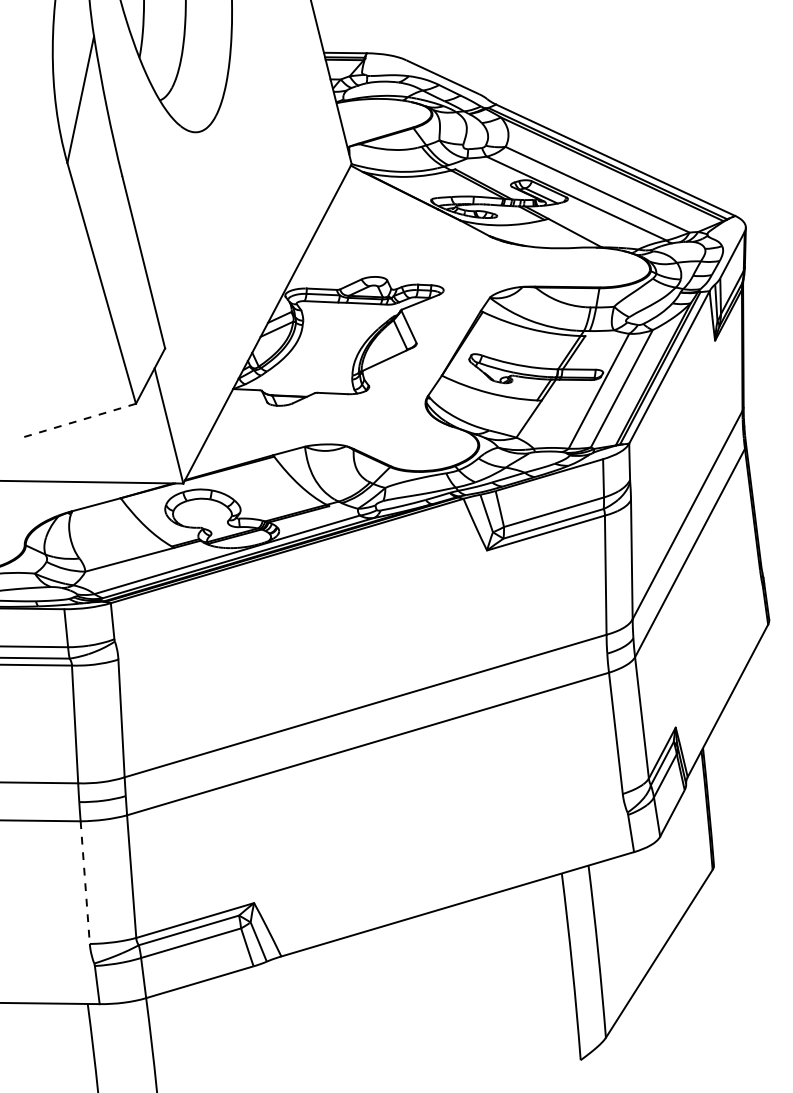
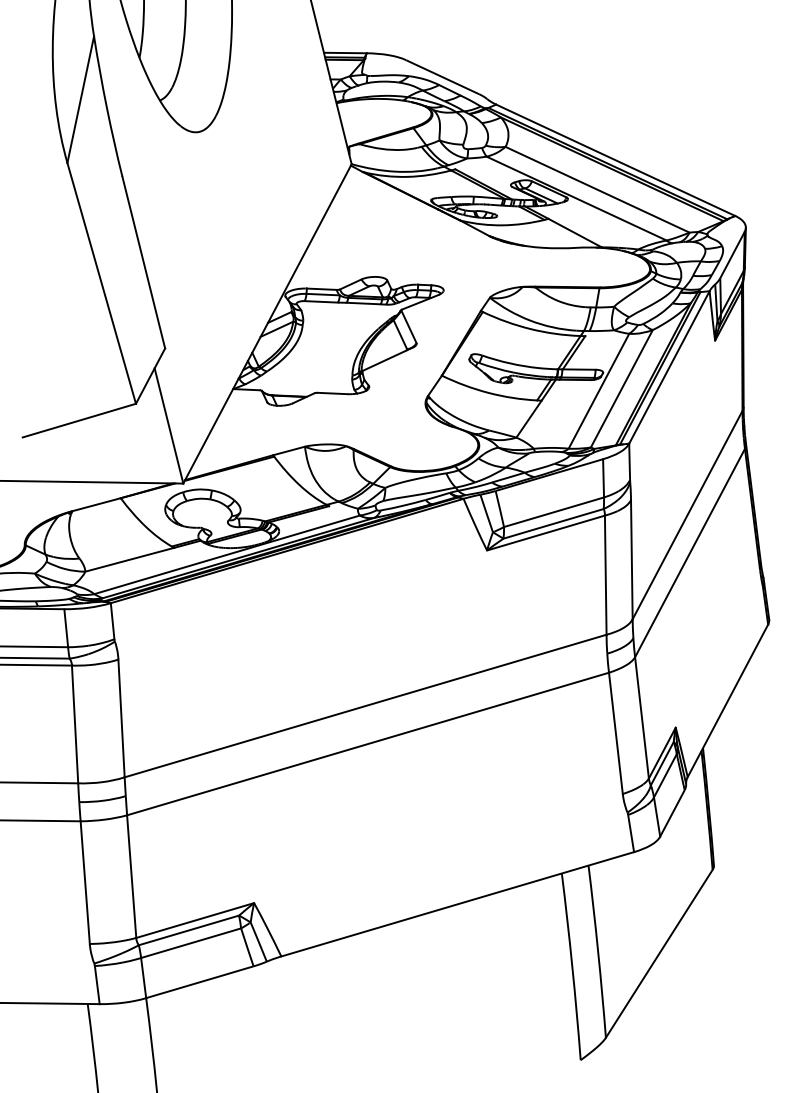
line: dashed -> solid (78, 420)
line: dashed -> solid (85, 883)
